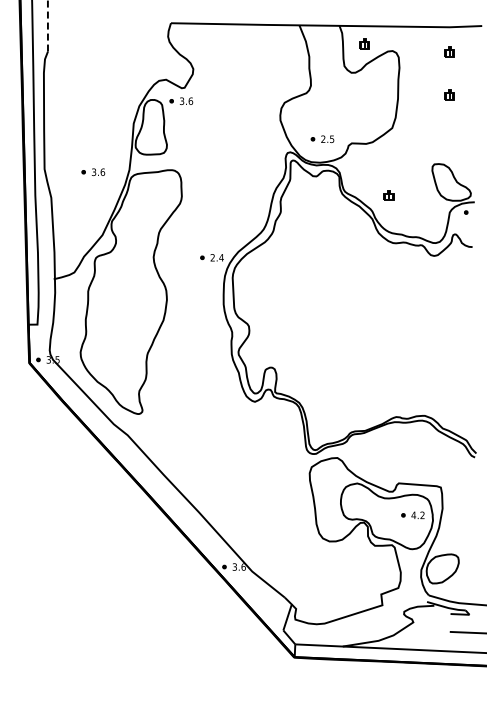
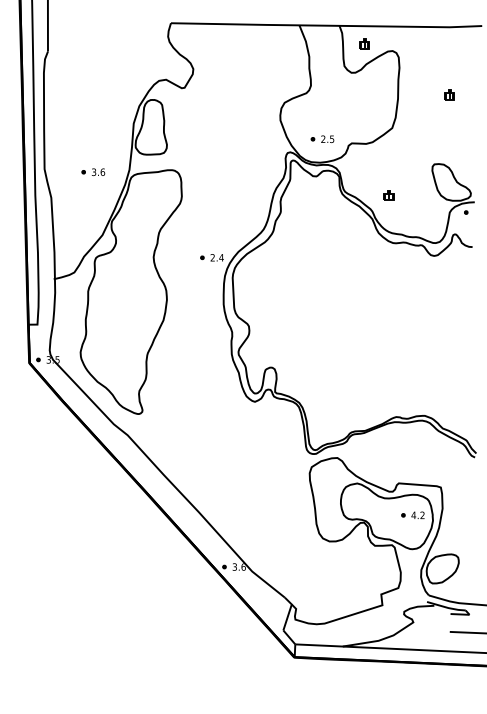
line: dashed -> solid (47, 25)
part: present -> none (449, 51)
part: present -> none (181, 100)
